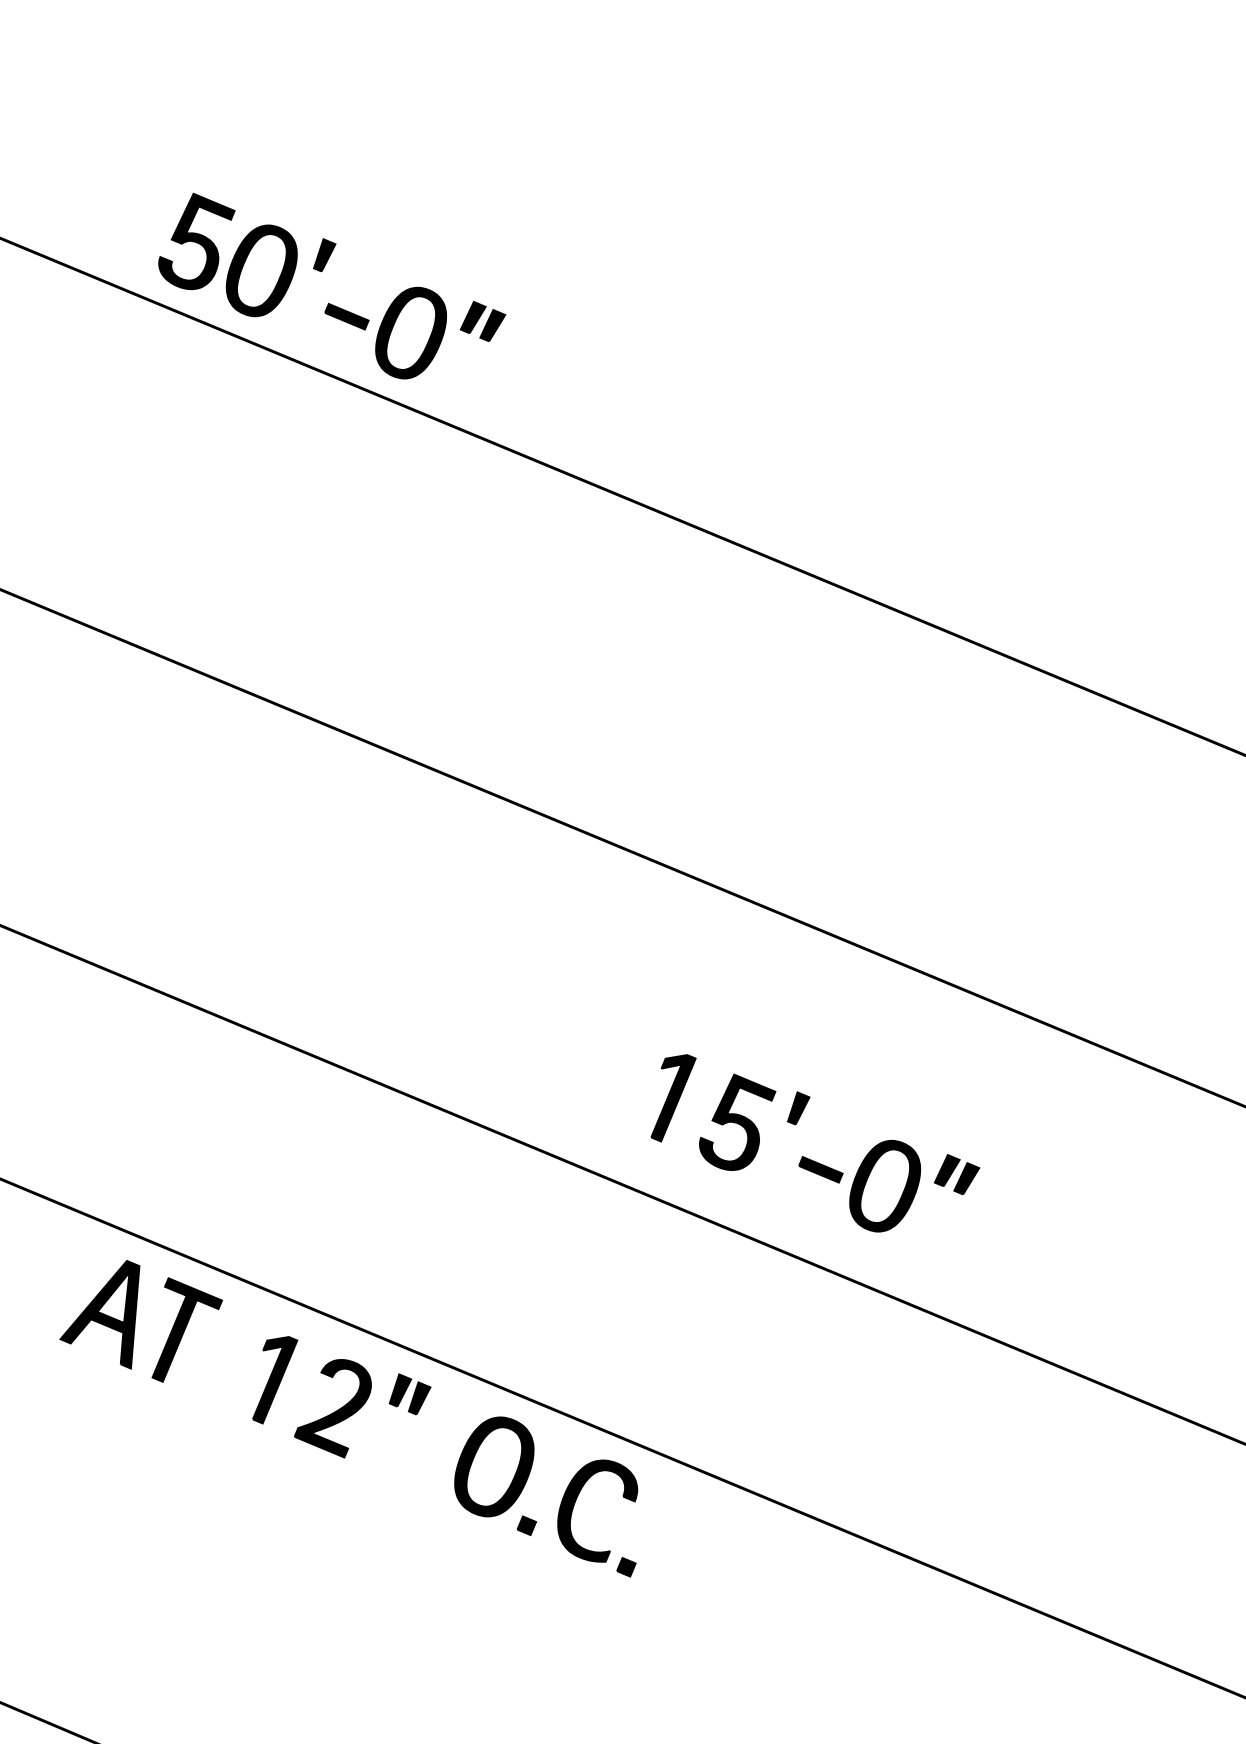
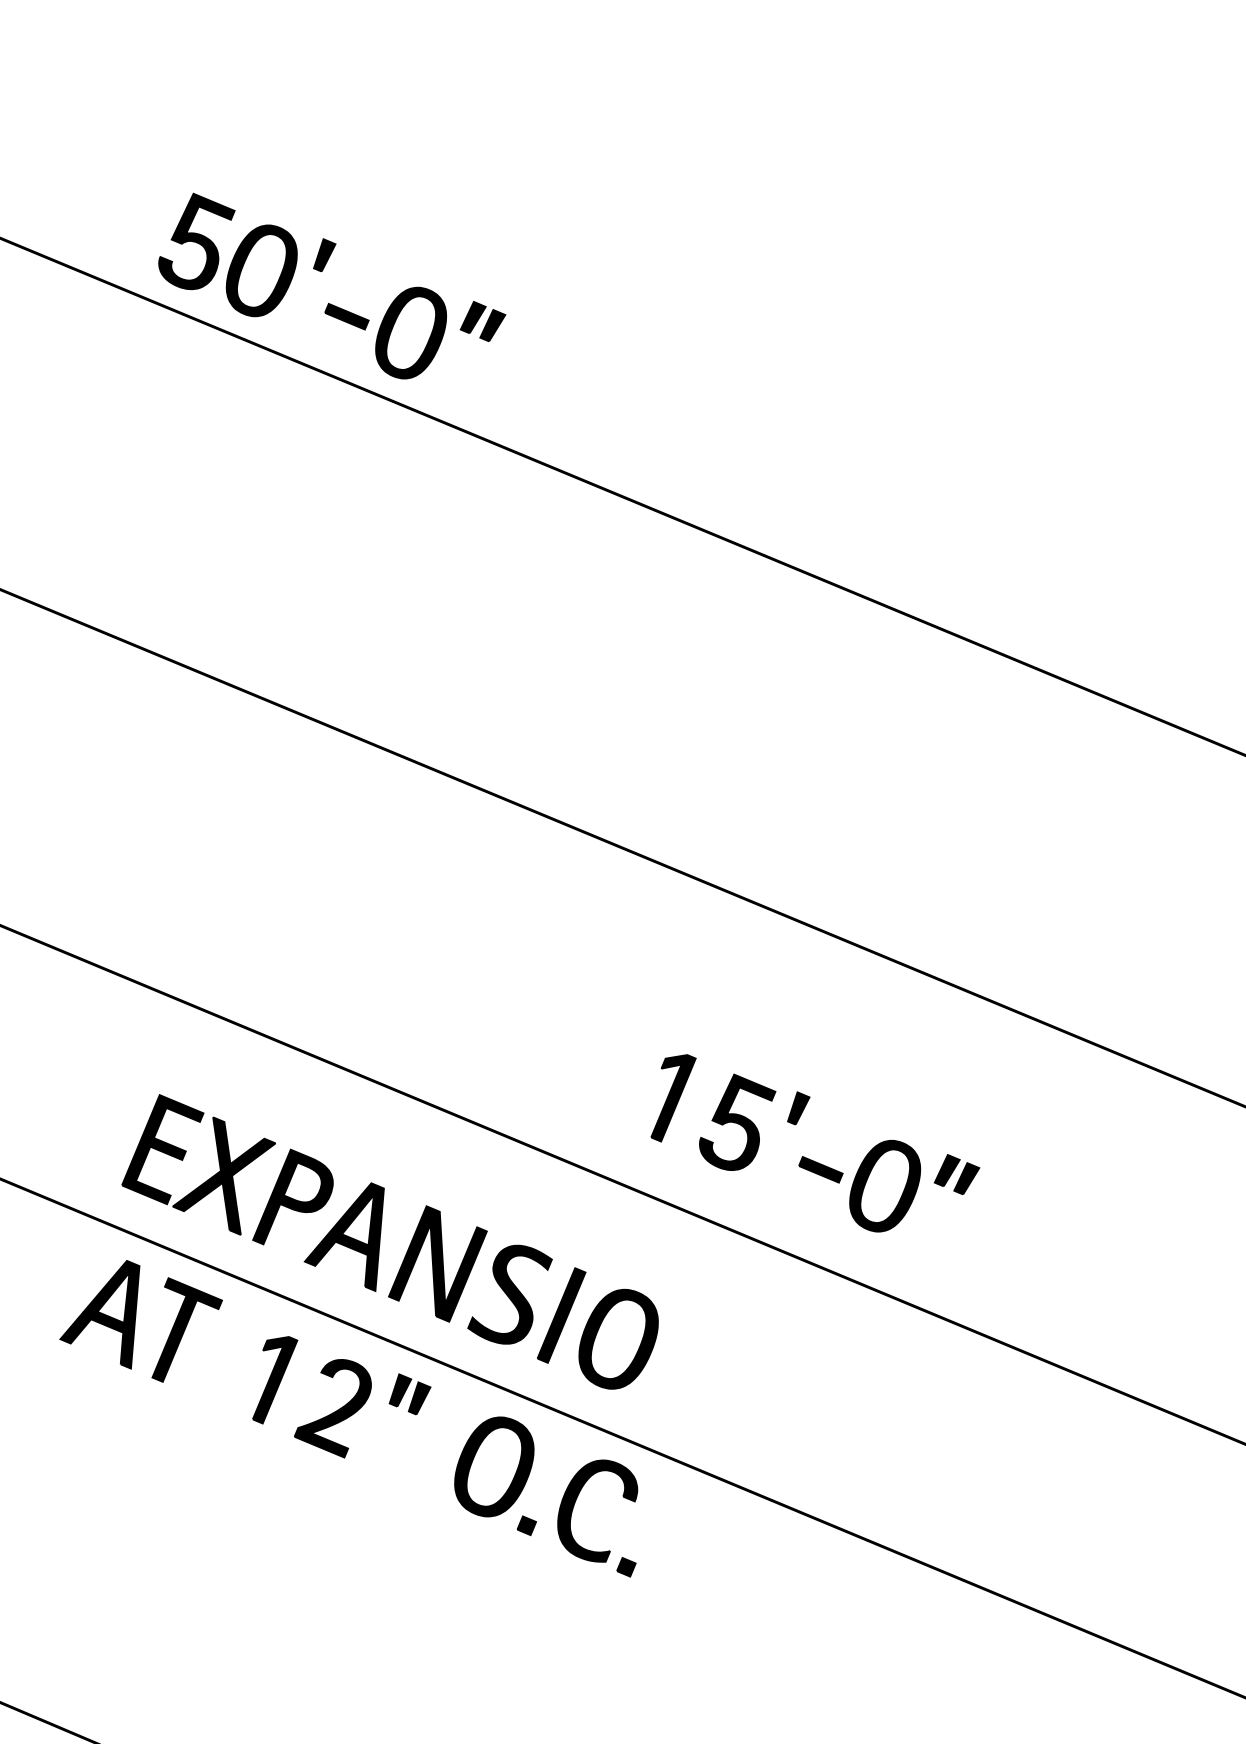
part: none -> present (380, 1241)
